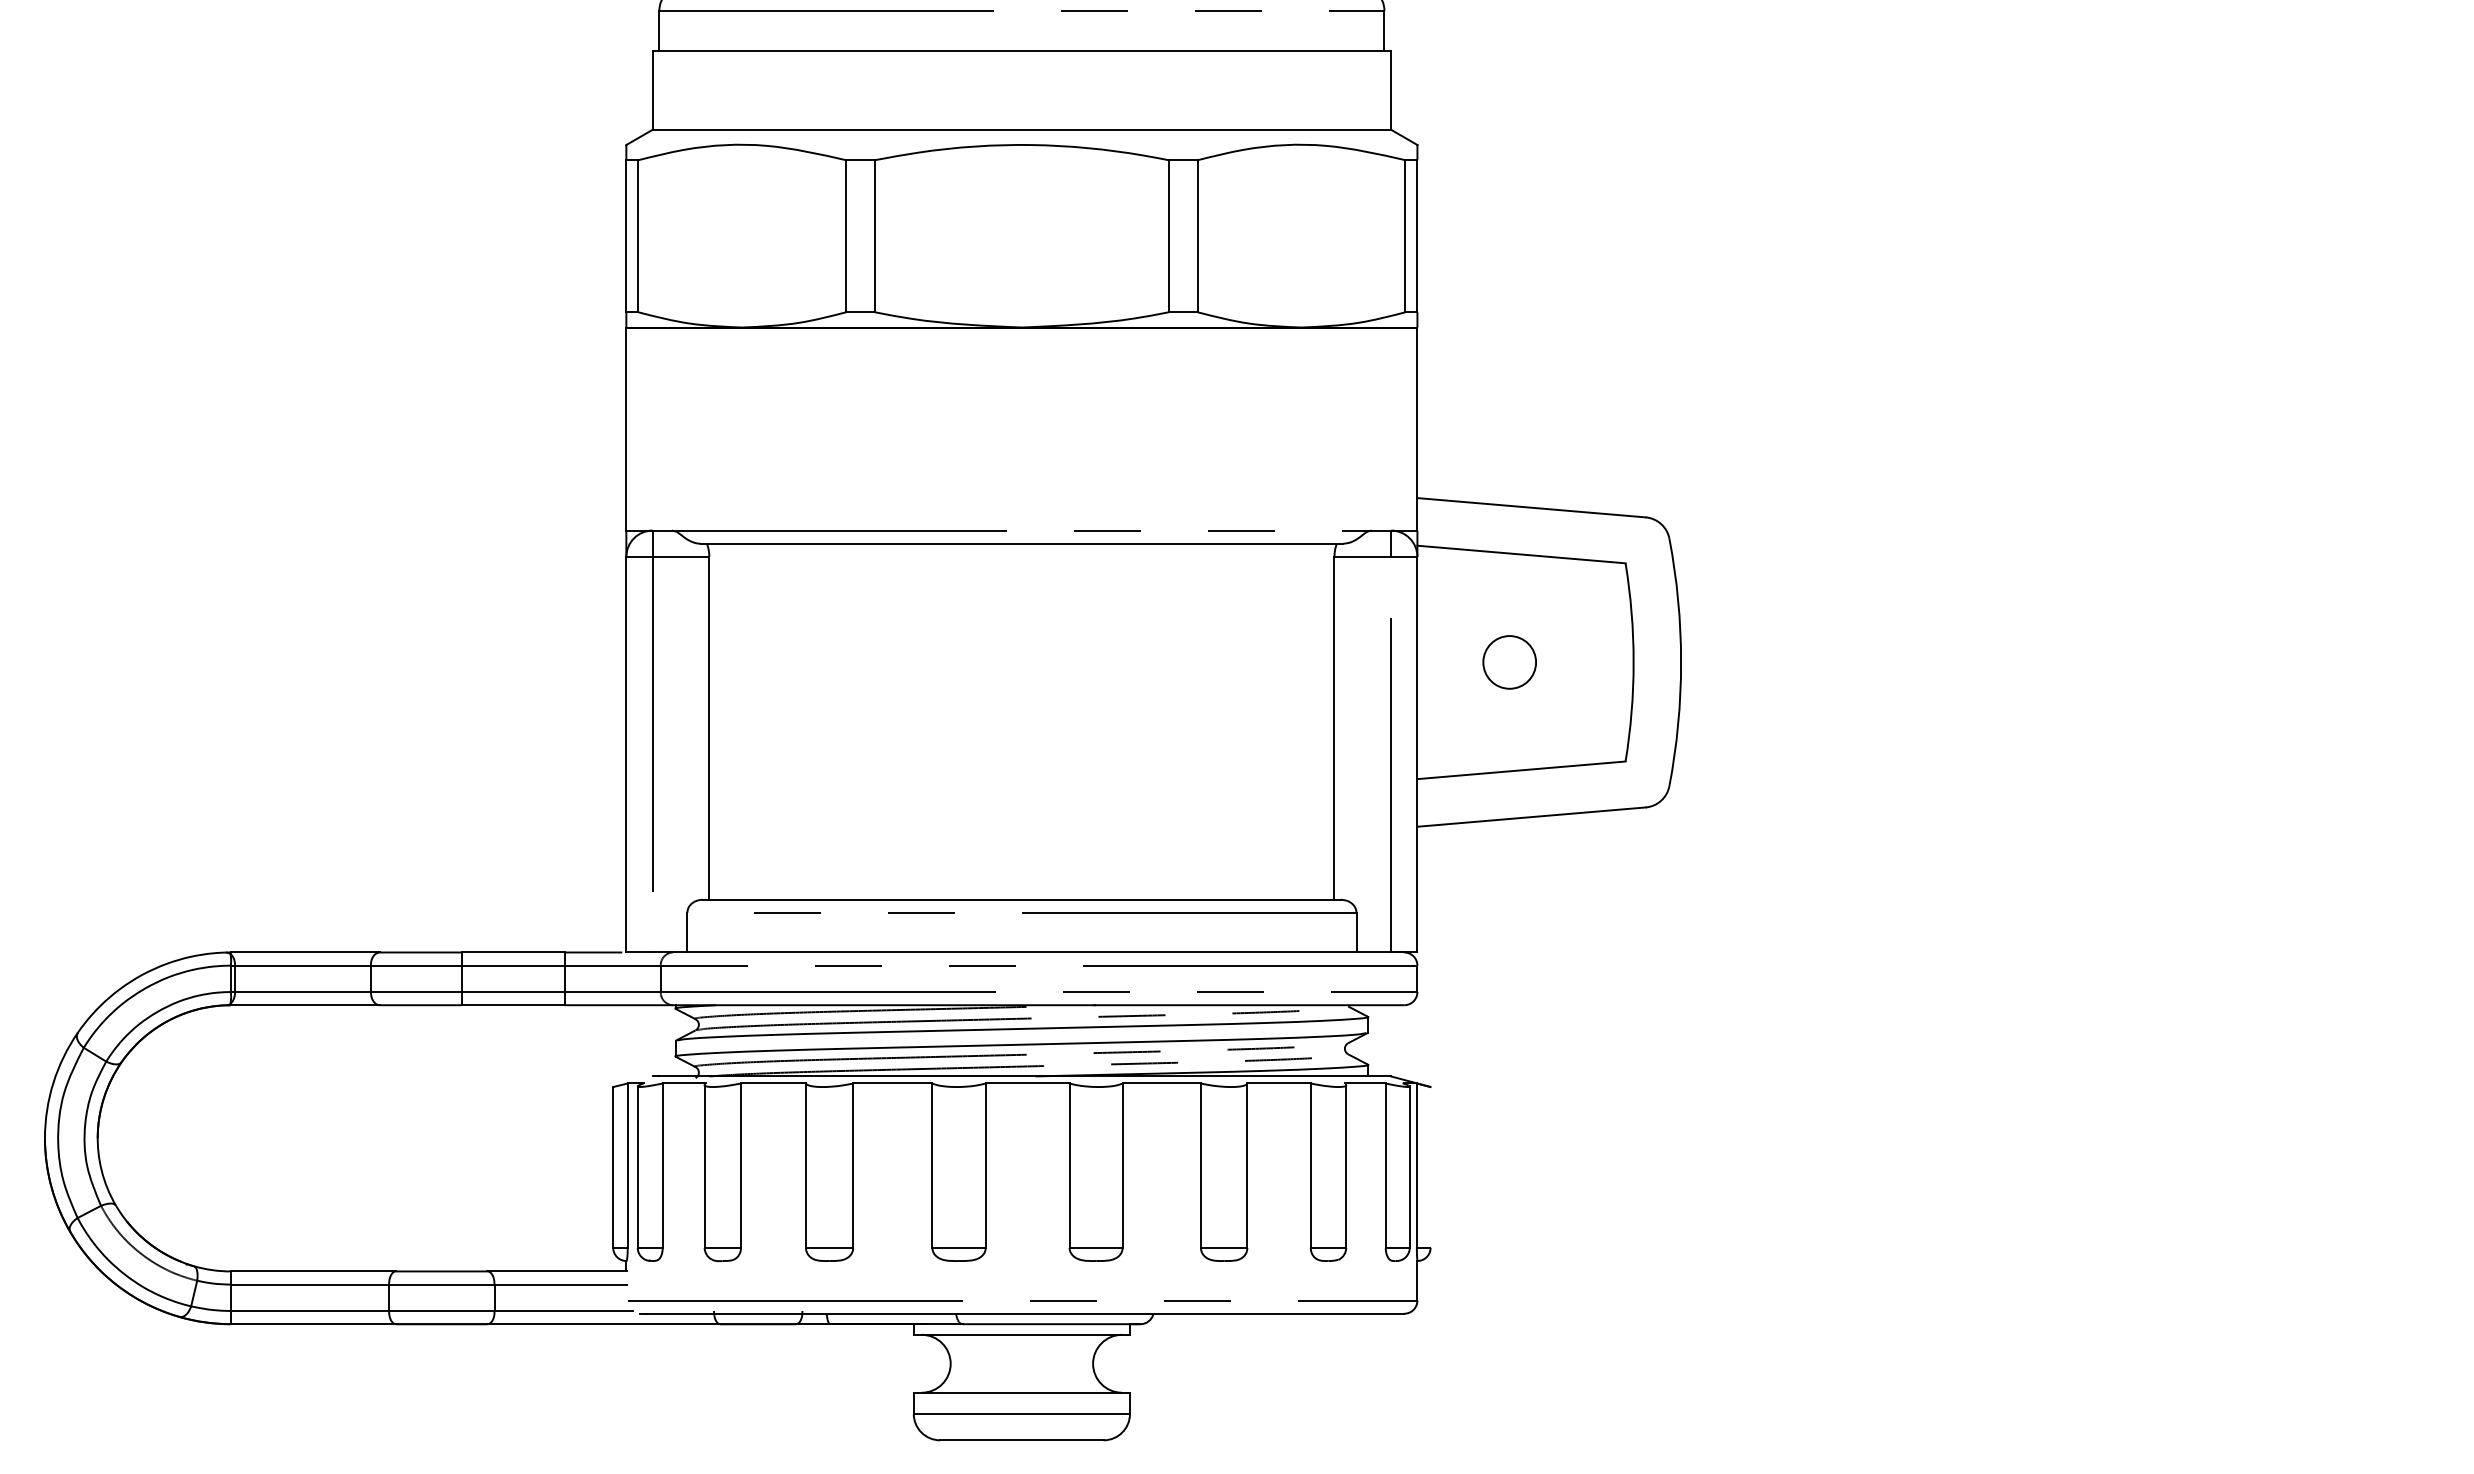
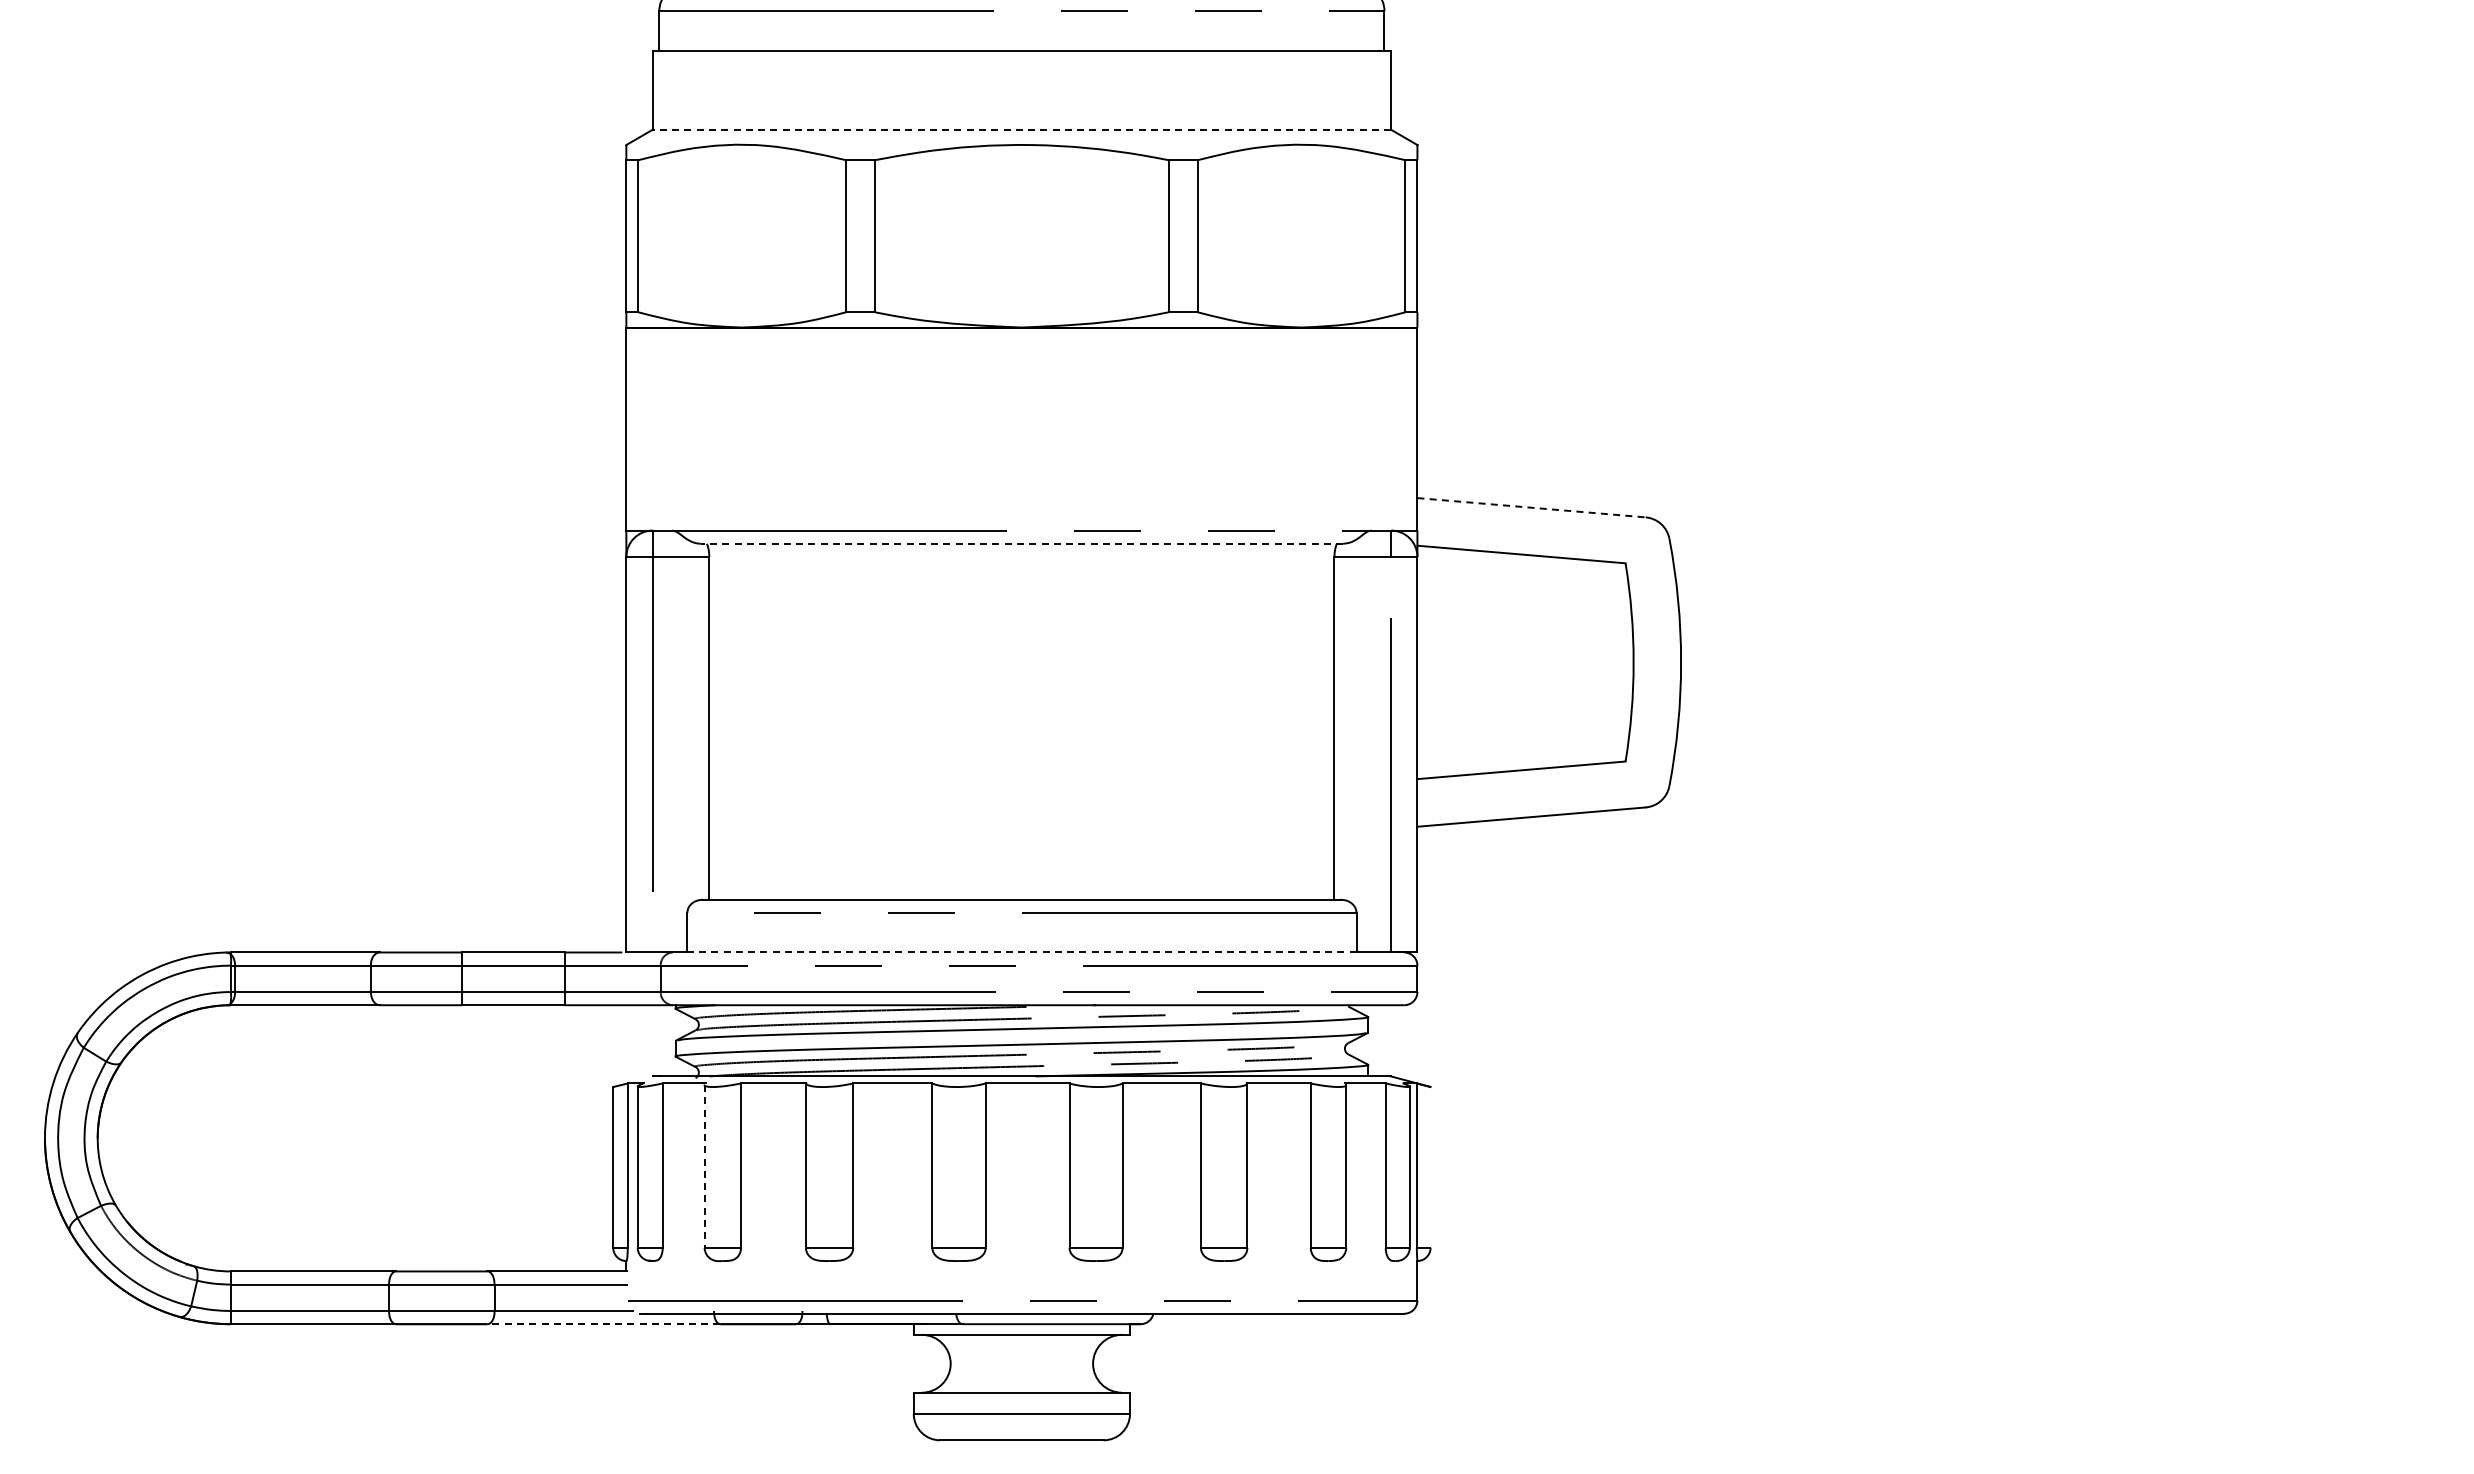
line: solid -> dashed (1021, 129)
line: solid -> dashed (1531, 507)
line: solid -> dashed (1021, 543)
circle: present -> none (1509, 662)
line: solid -> dashed (1021, 952)
line: solid -> dashed (704, 1166)
line: solid -> dashed (603, 1324)
